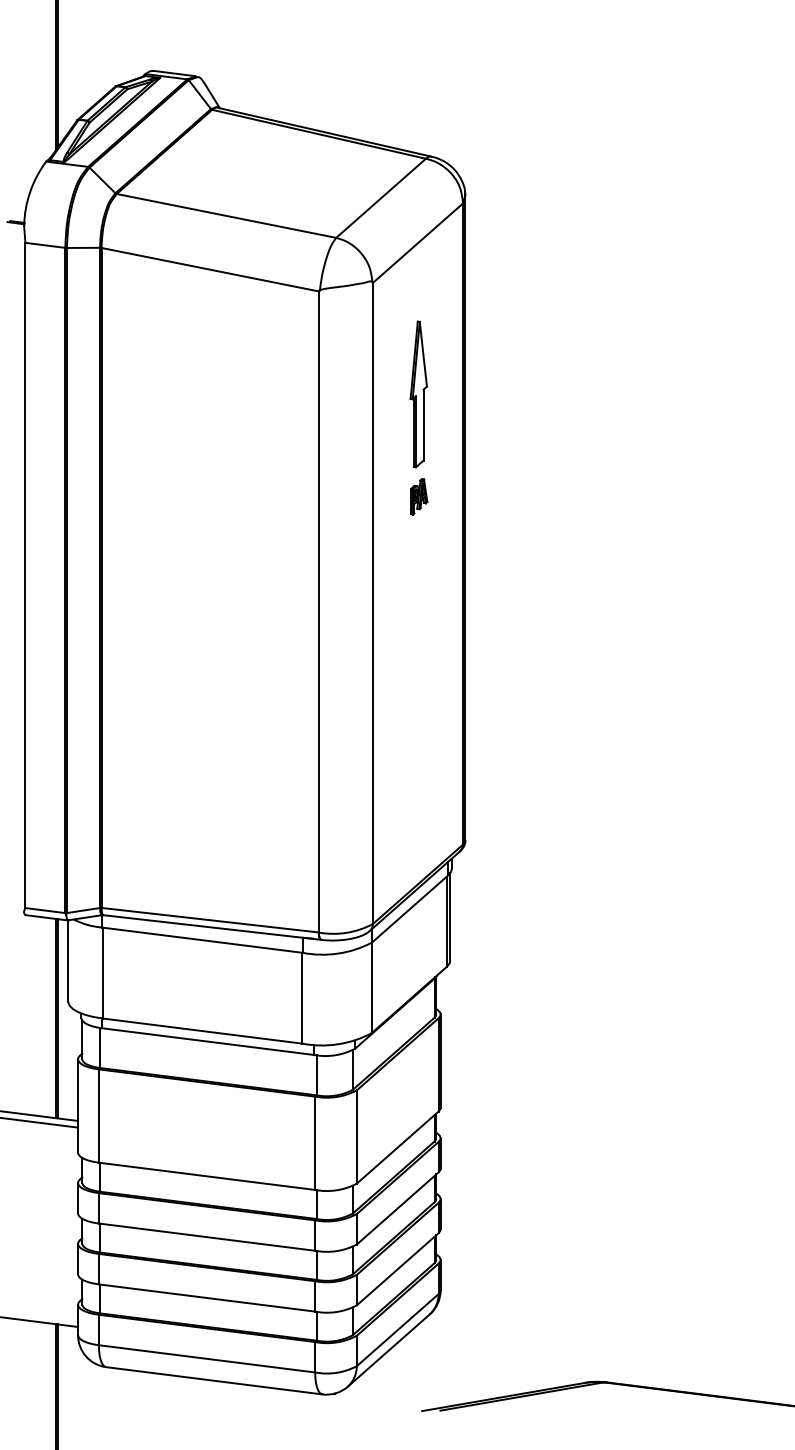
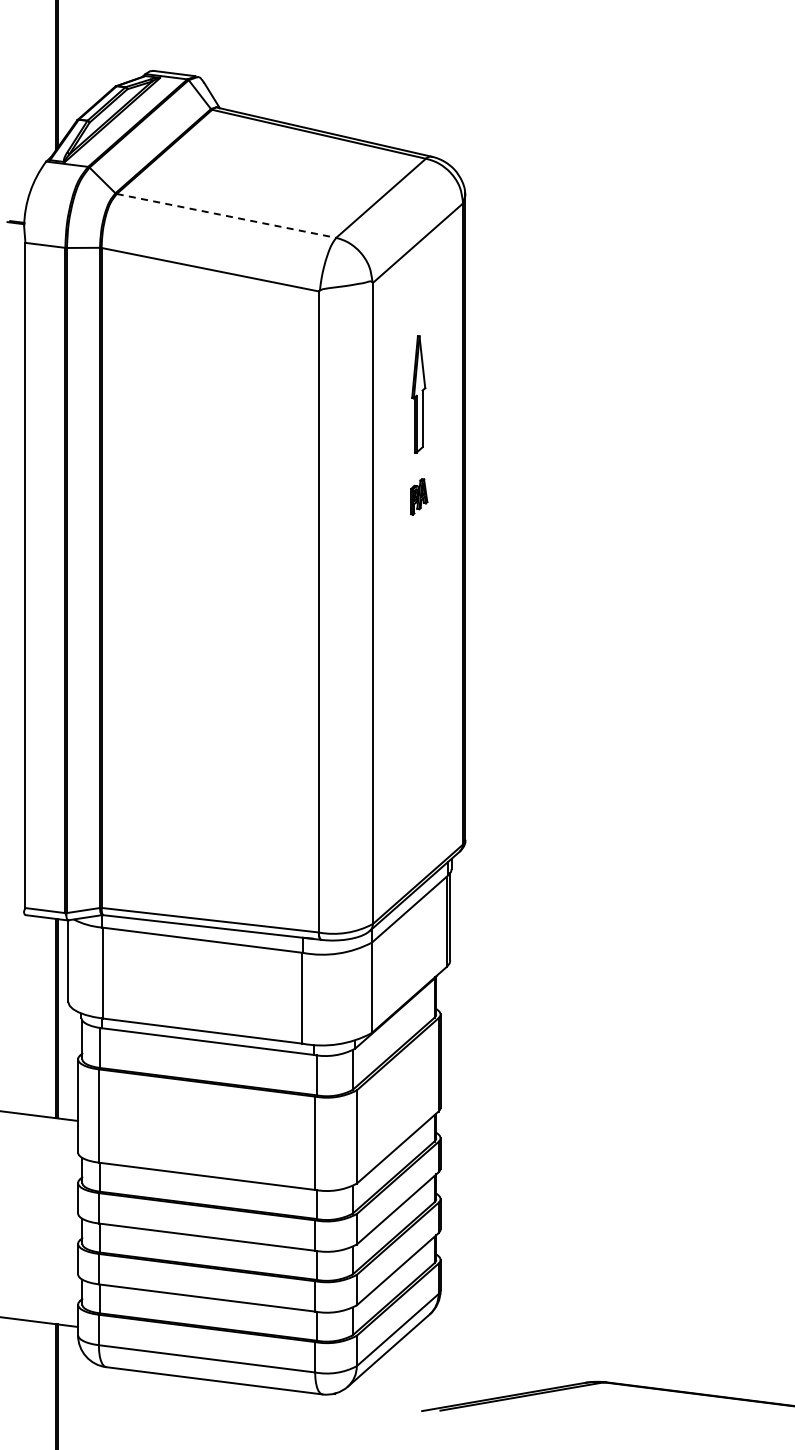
line: solid -> dashed (226, 215)
part size: 19x149 px -> 16x119 px (418, 394)
line: present -> none (40, 1122)
